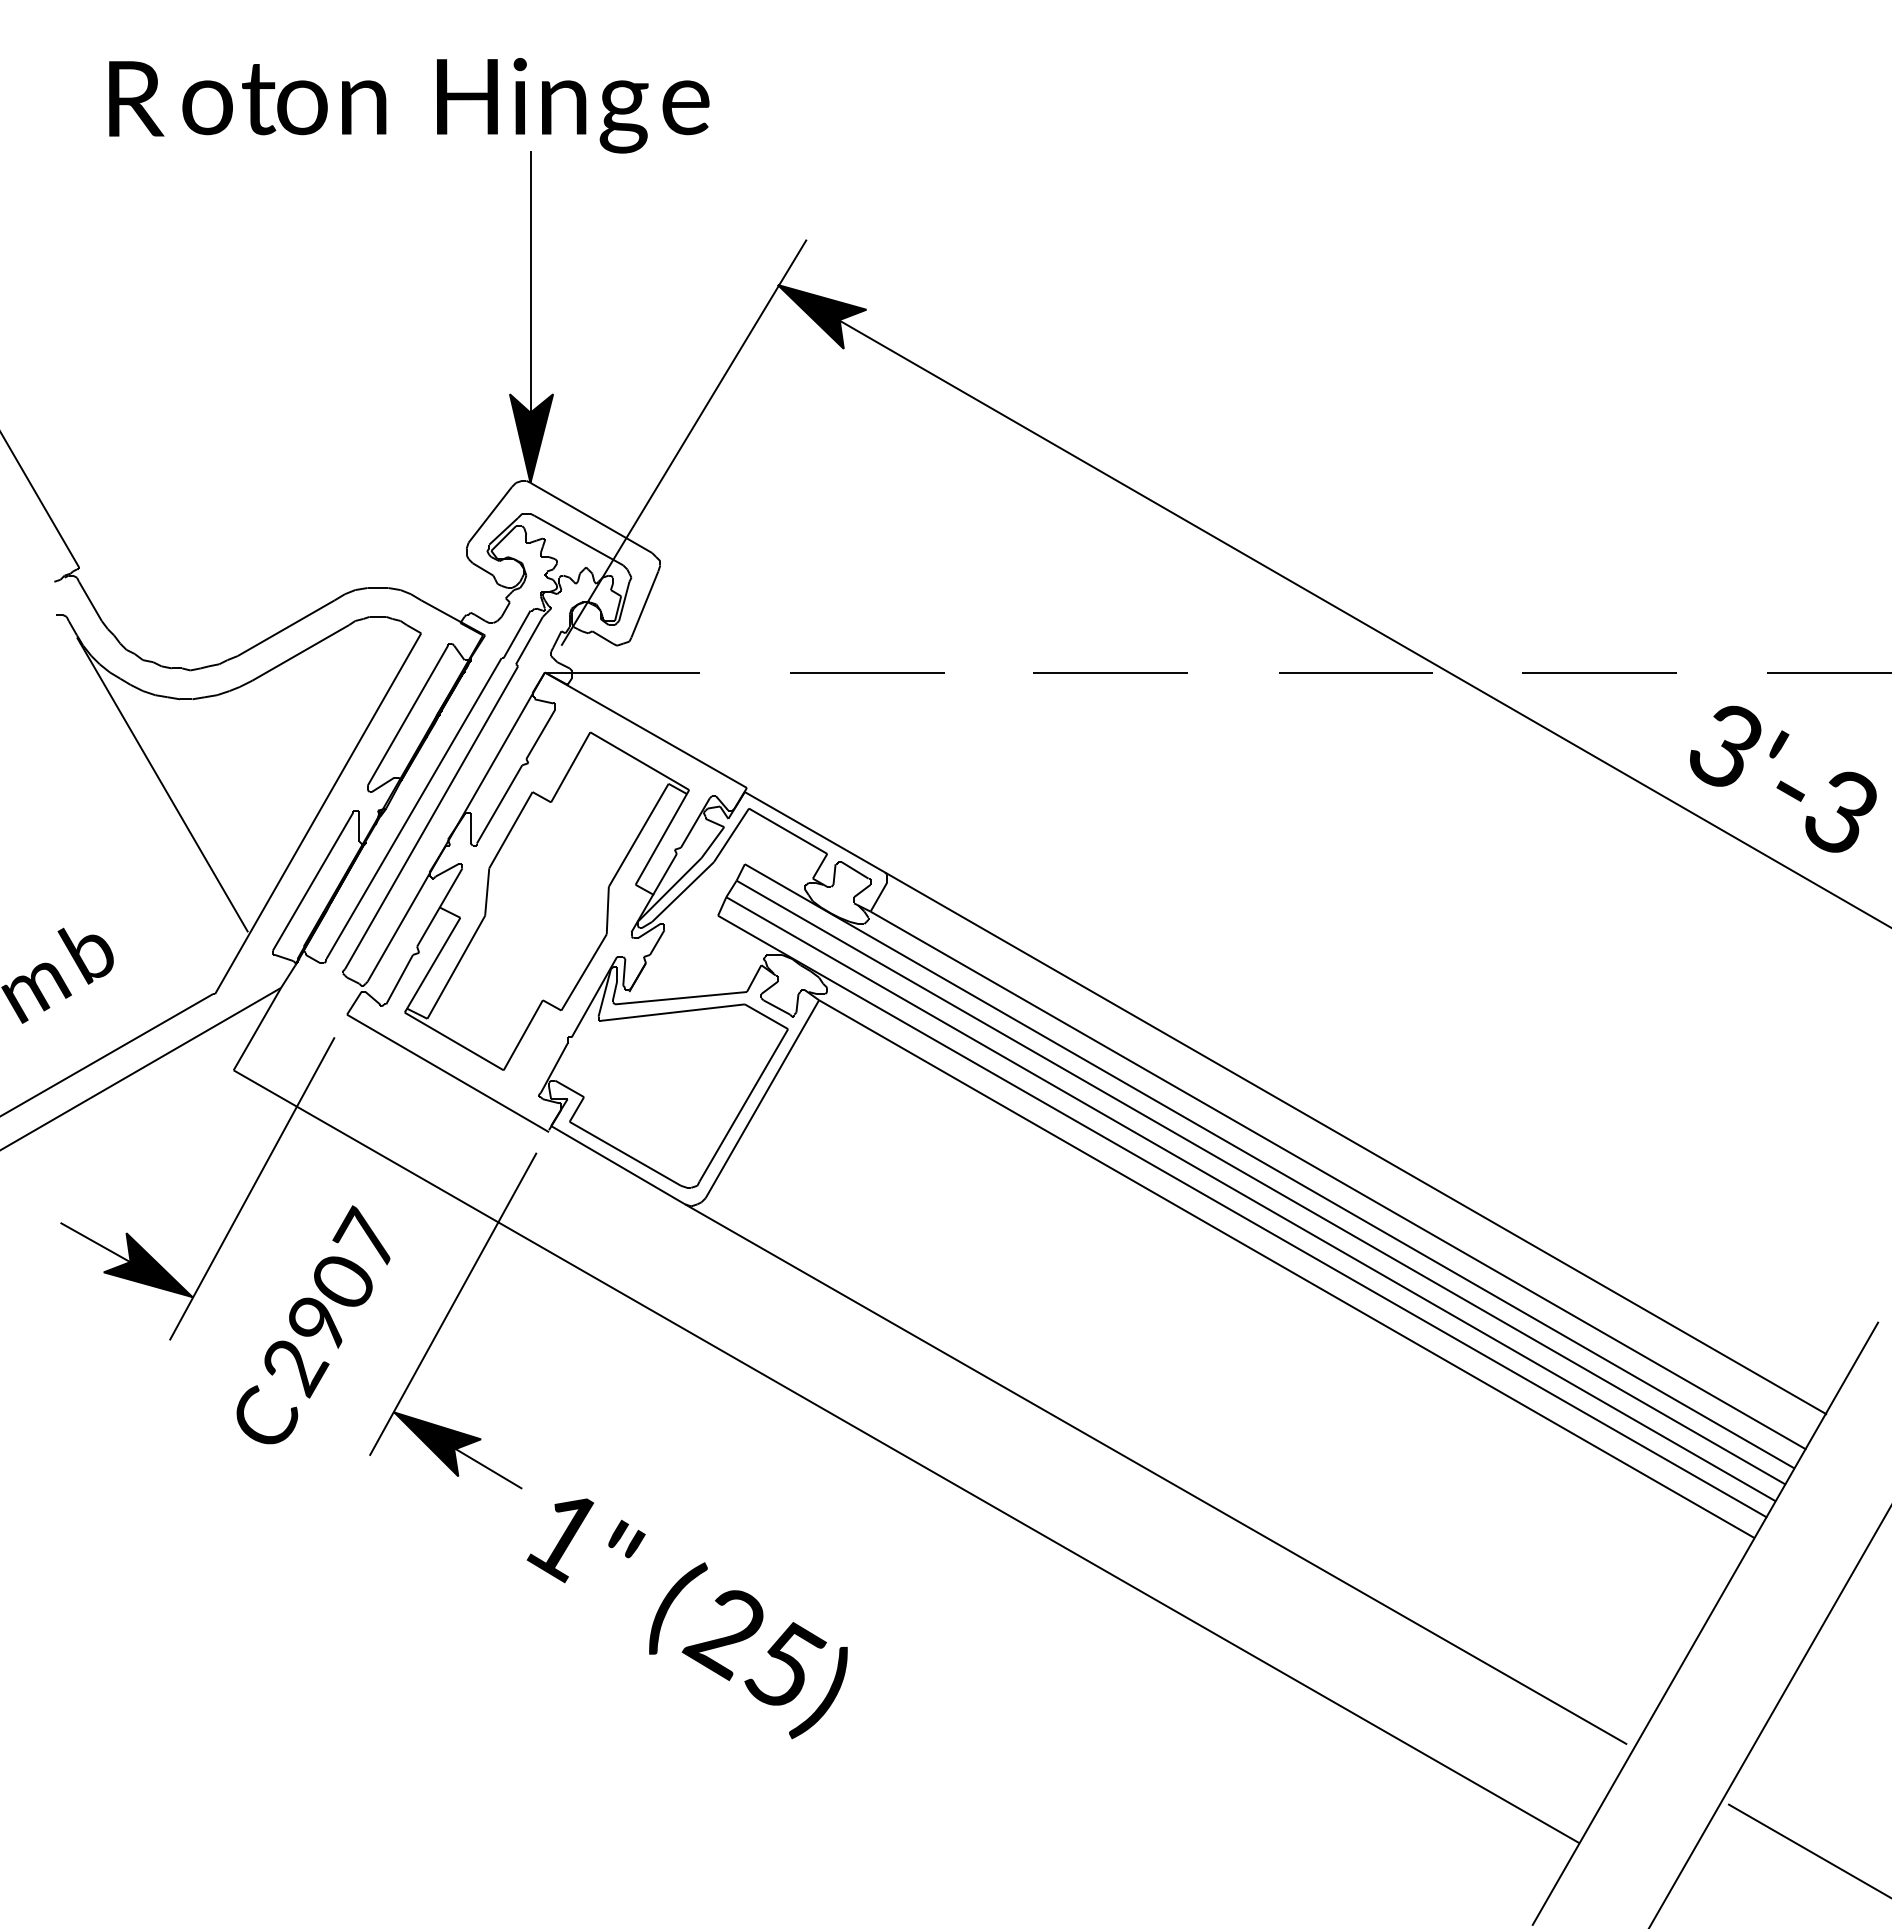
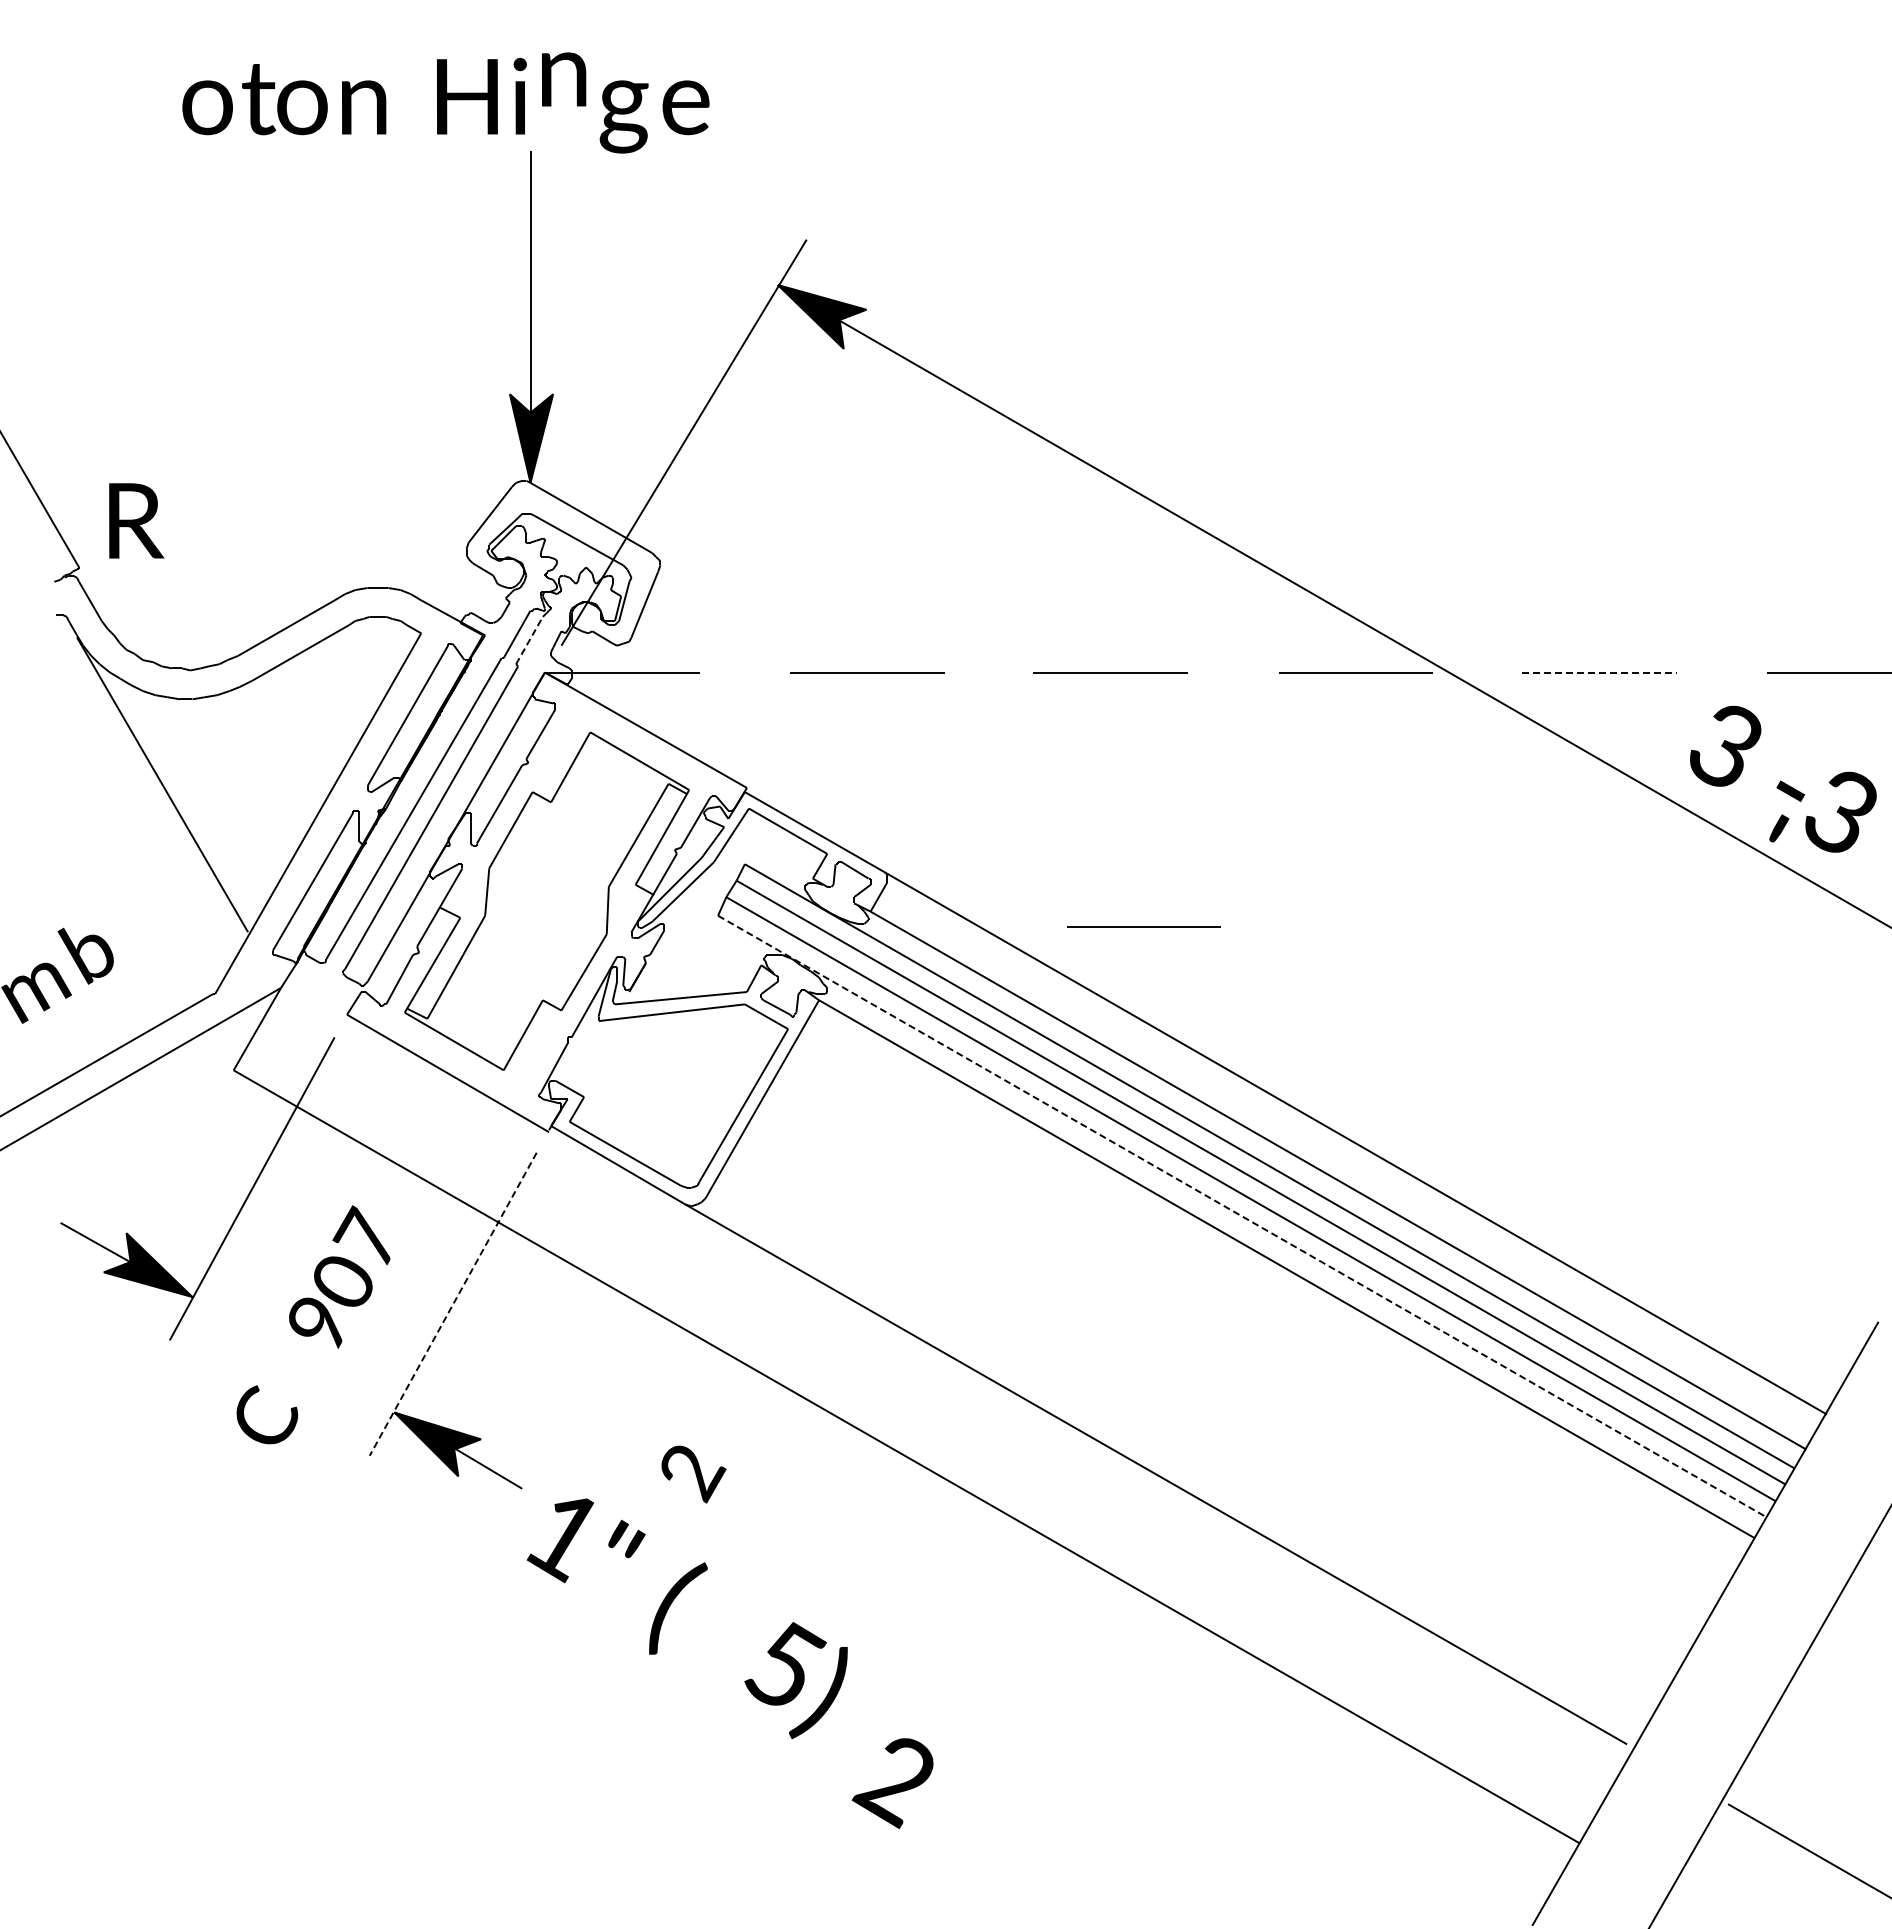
text position: (136, 98) -> (136, 520) (136, 520)
text position: (564, 107) -> (564, 79) (564, 79)
line: solid -> dashed (529, 640)
line: solid -> dashed (1599, 672)
text position: (1779, 744) -> (1779, 828) (1779, 828)
line: none -> present (1143, 926)
line: solid -> dashed (1242, 1216)
line: solid -> dashed (453, 1304)
text position: (296, 1369) -> (693, 1474) (693, 1474)
text position: (722, 1635) -> (892, 1783) (892, 1783)
